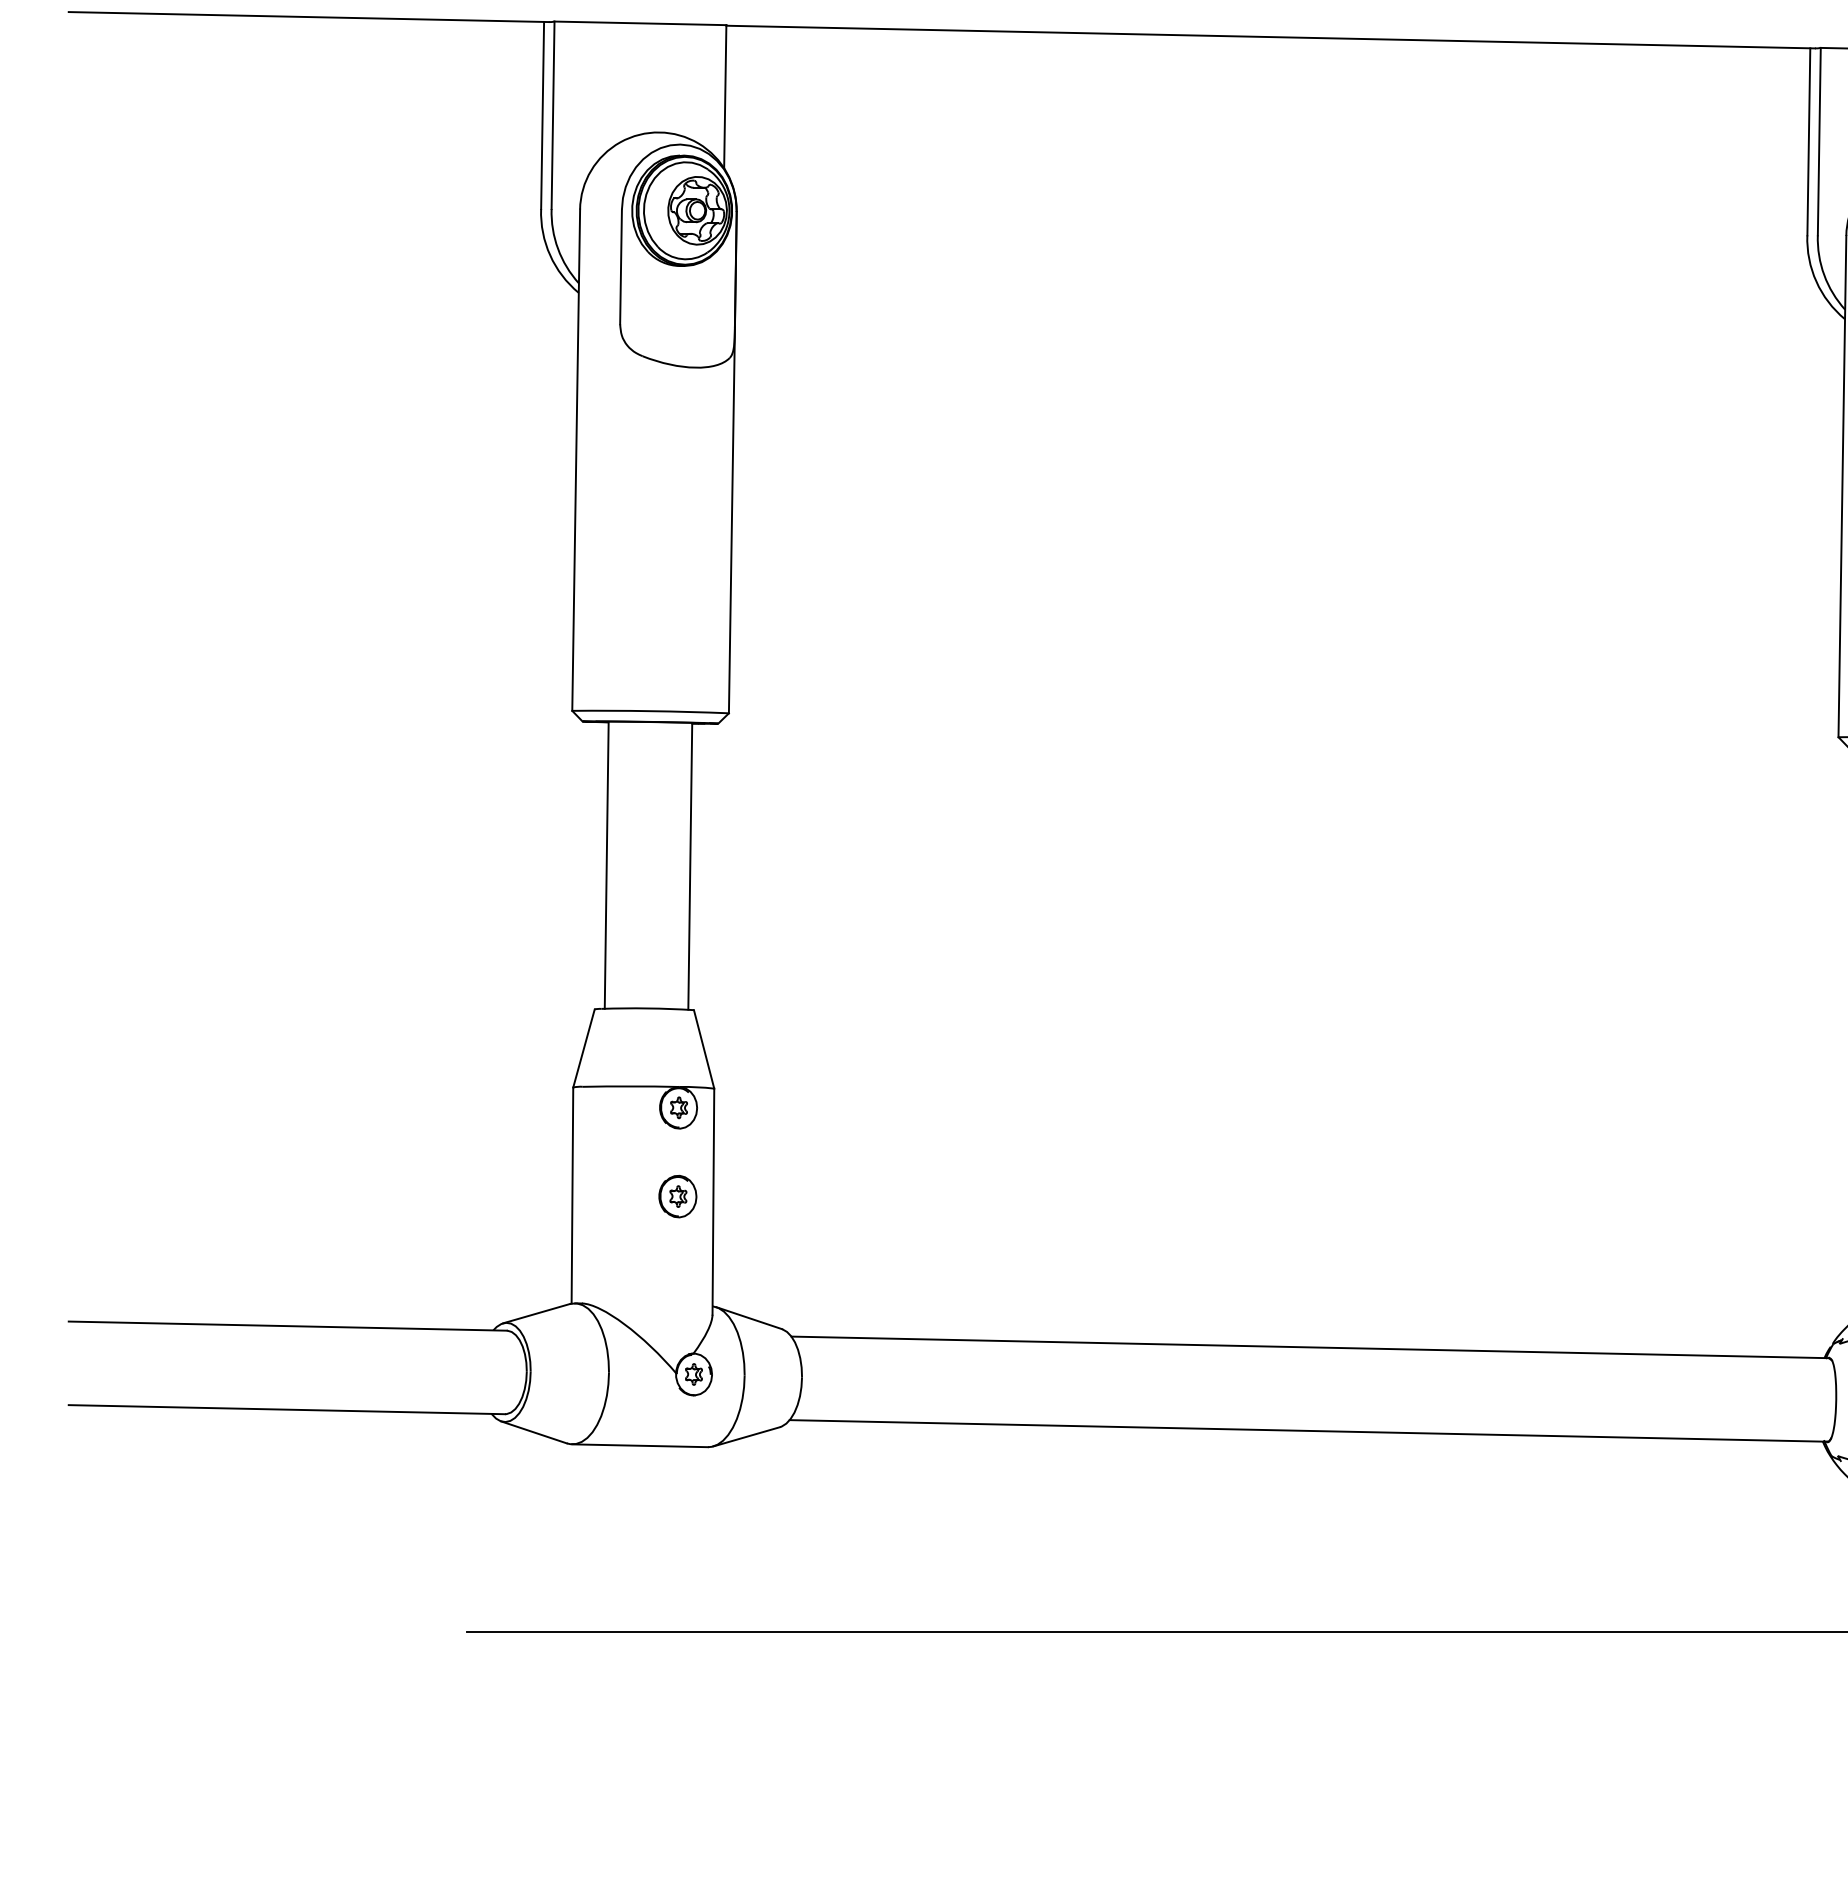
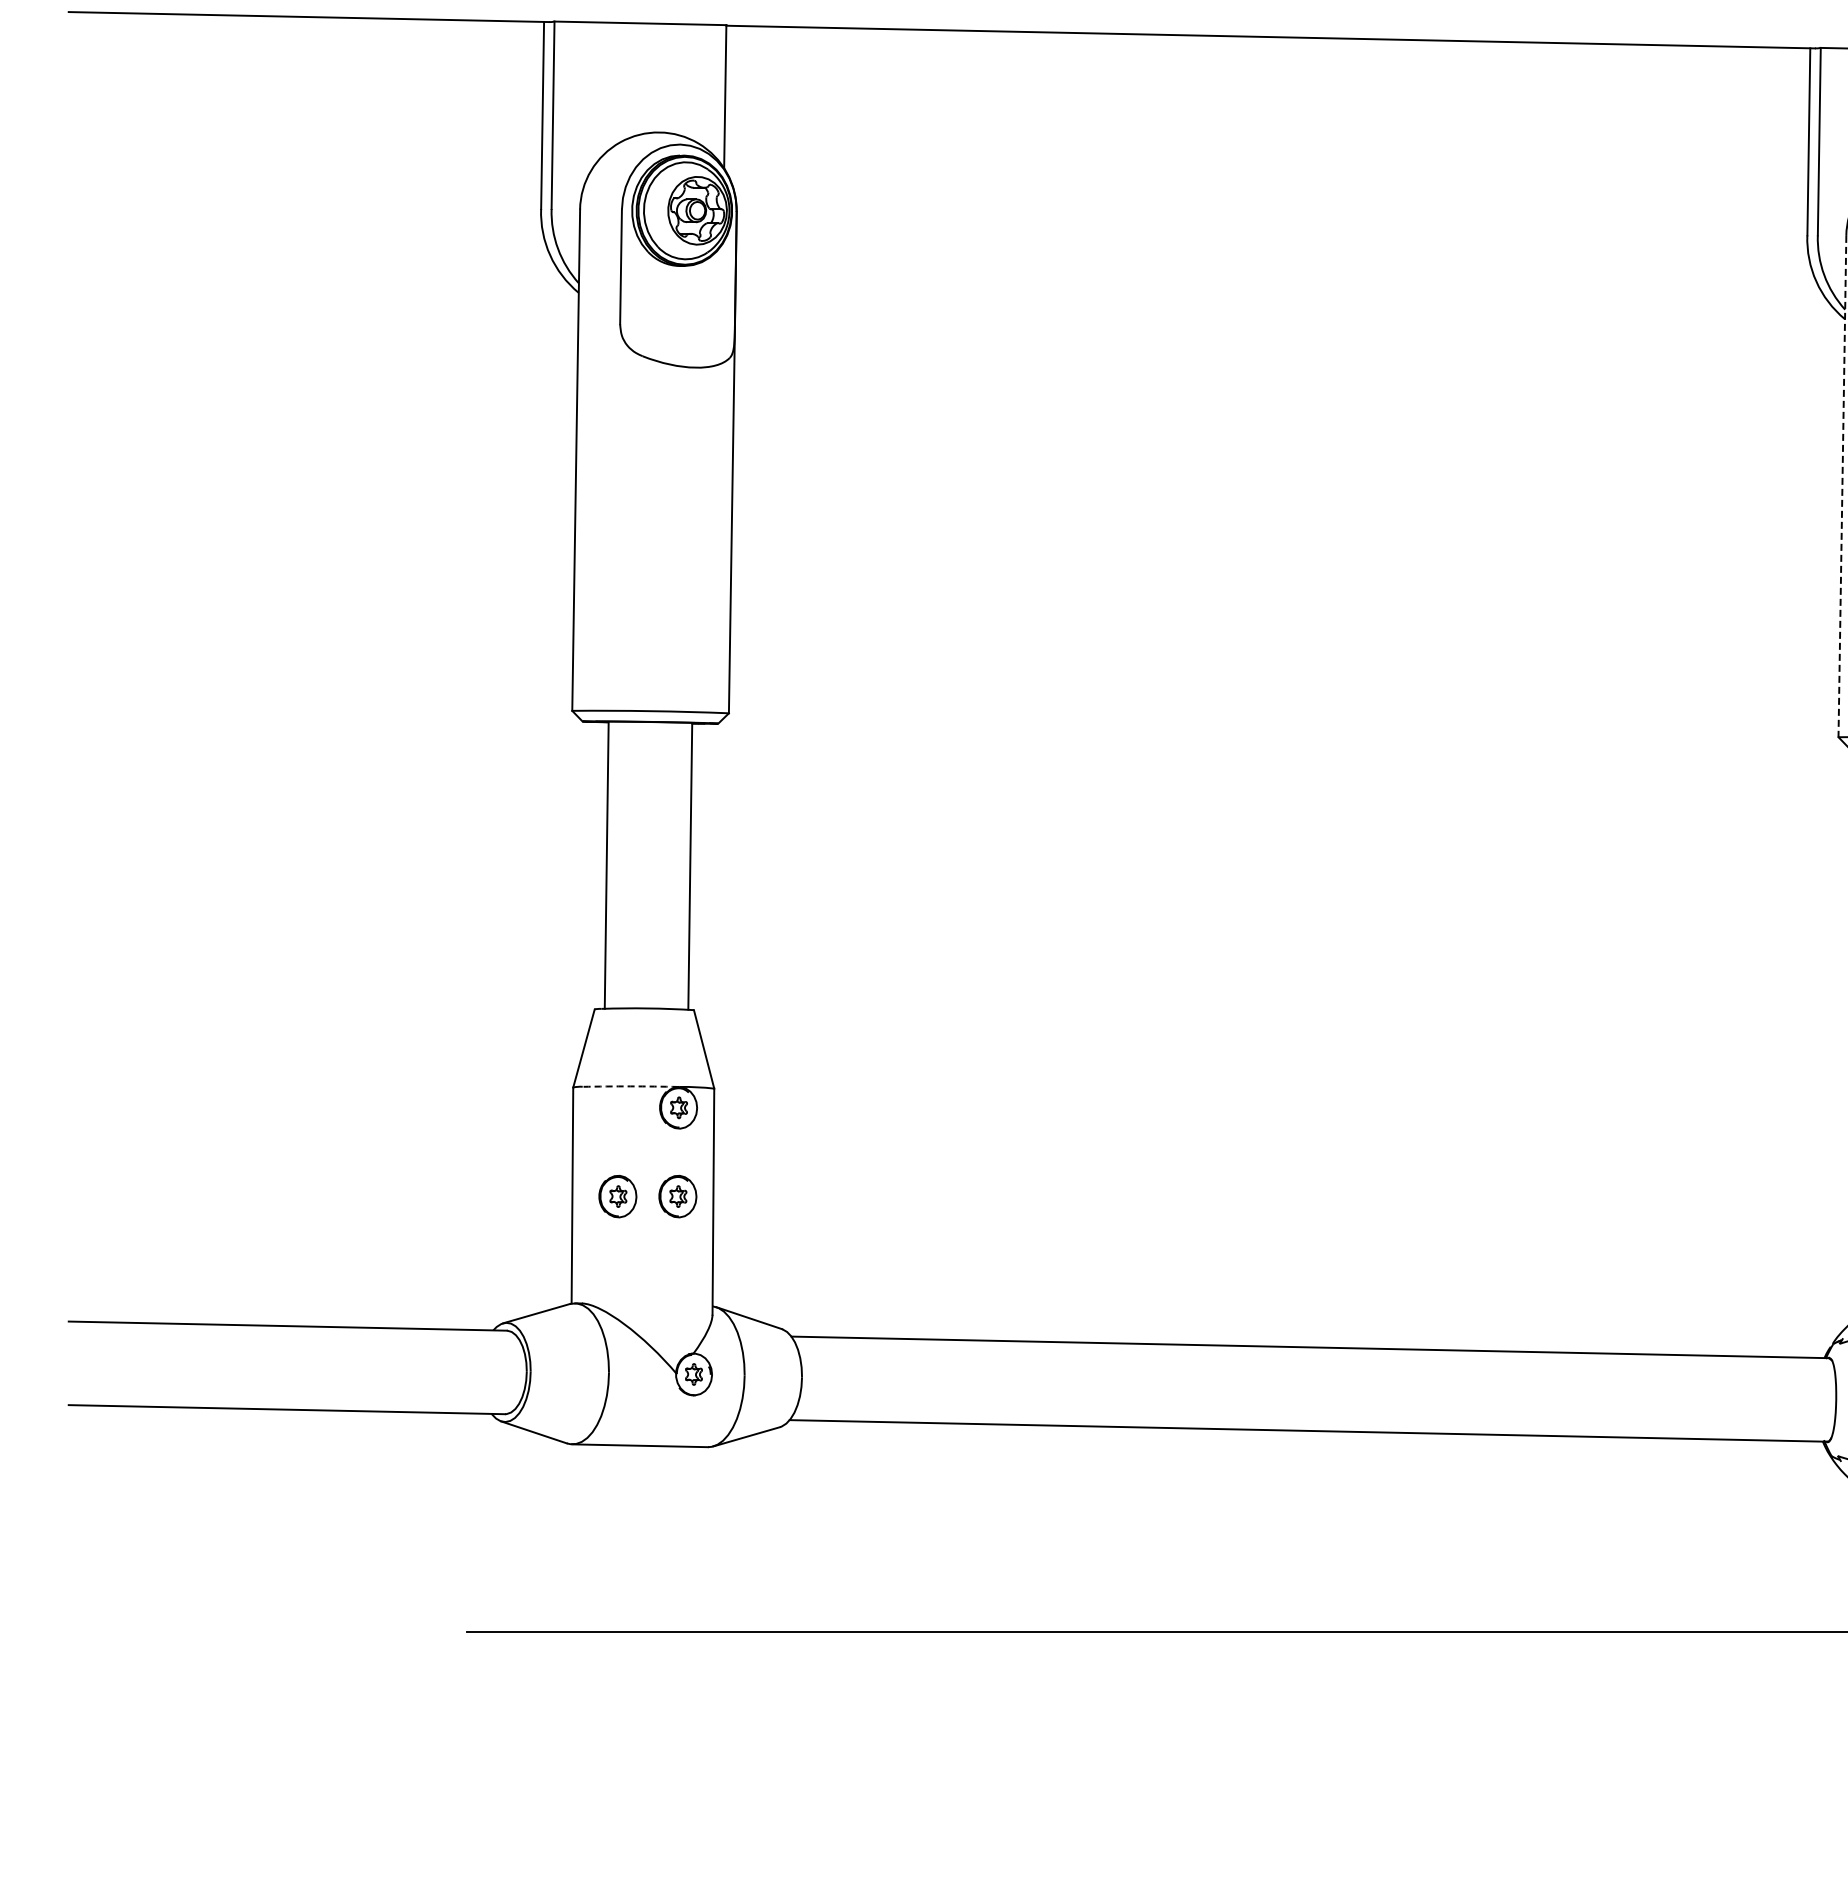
line: solid -> dashed (1842, 486)
arc: solid -> dashed (630, 1086)
part: none -> present (617, 1196)
